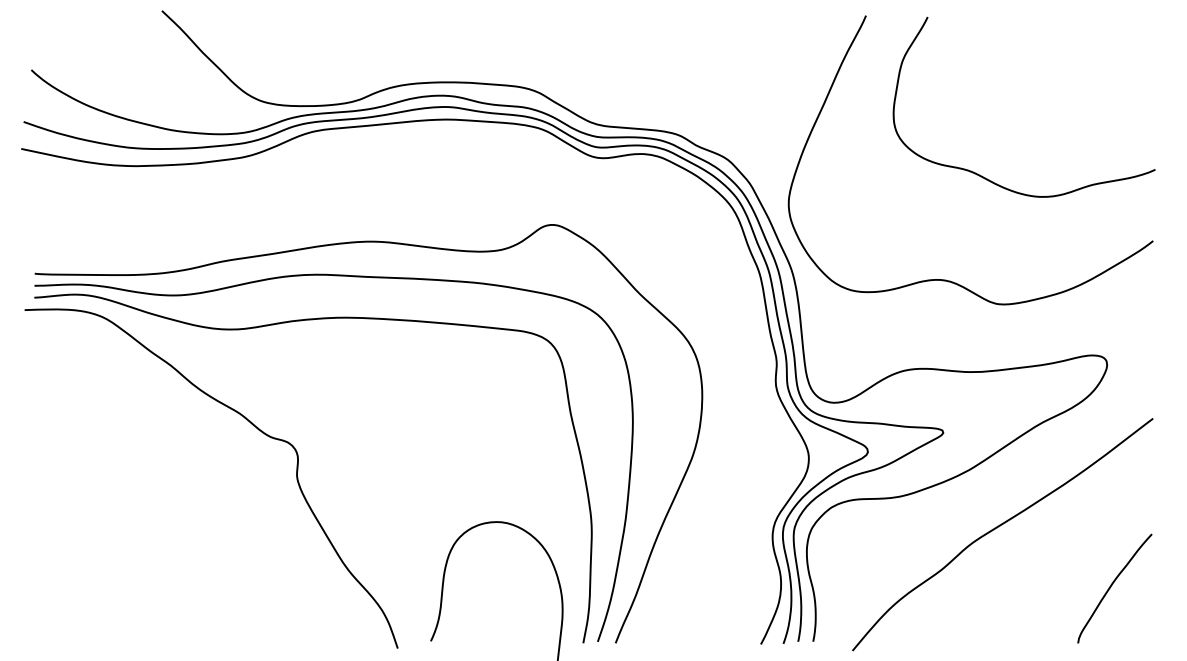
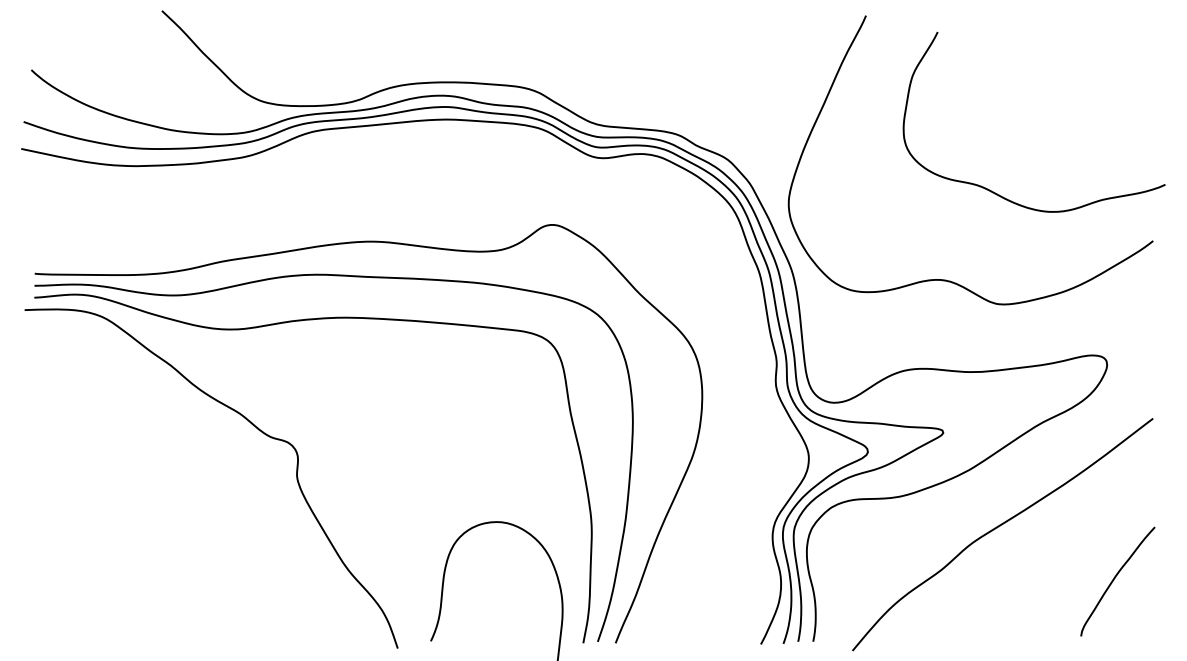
curve position: (987, 178) -> (997, 193) (997, 193)
curve position: (1111, 587) -> (1114, 580) (1114, 580)
